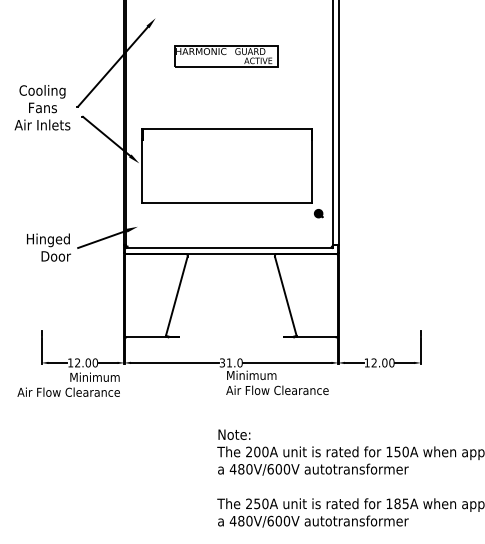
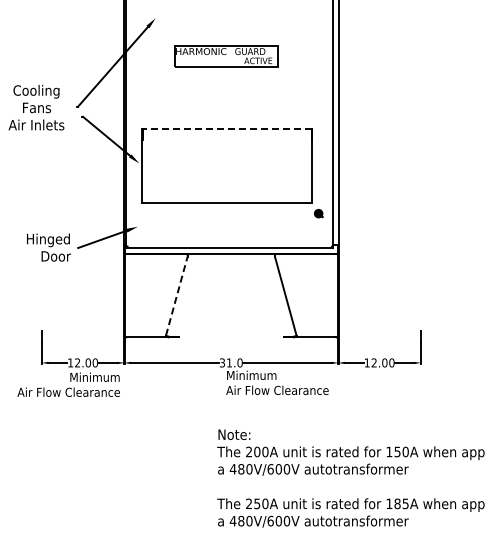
text position: (42, 107) -> (36, 107) (36, 107)
line: solid -> dashed (226, 129)
line: solid -> dashed (176, 296)
